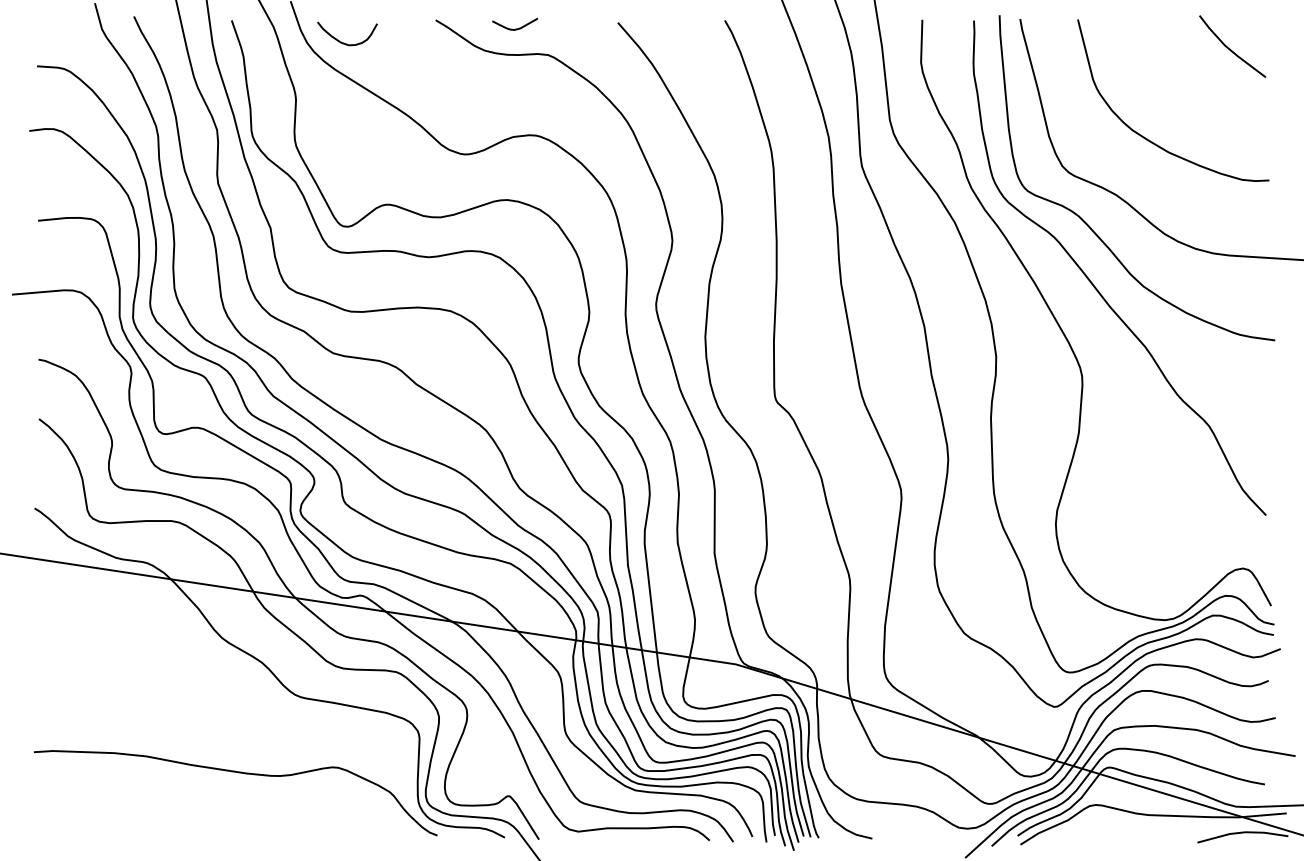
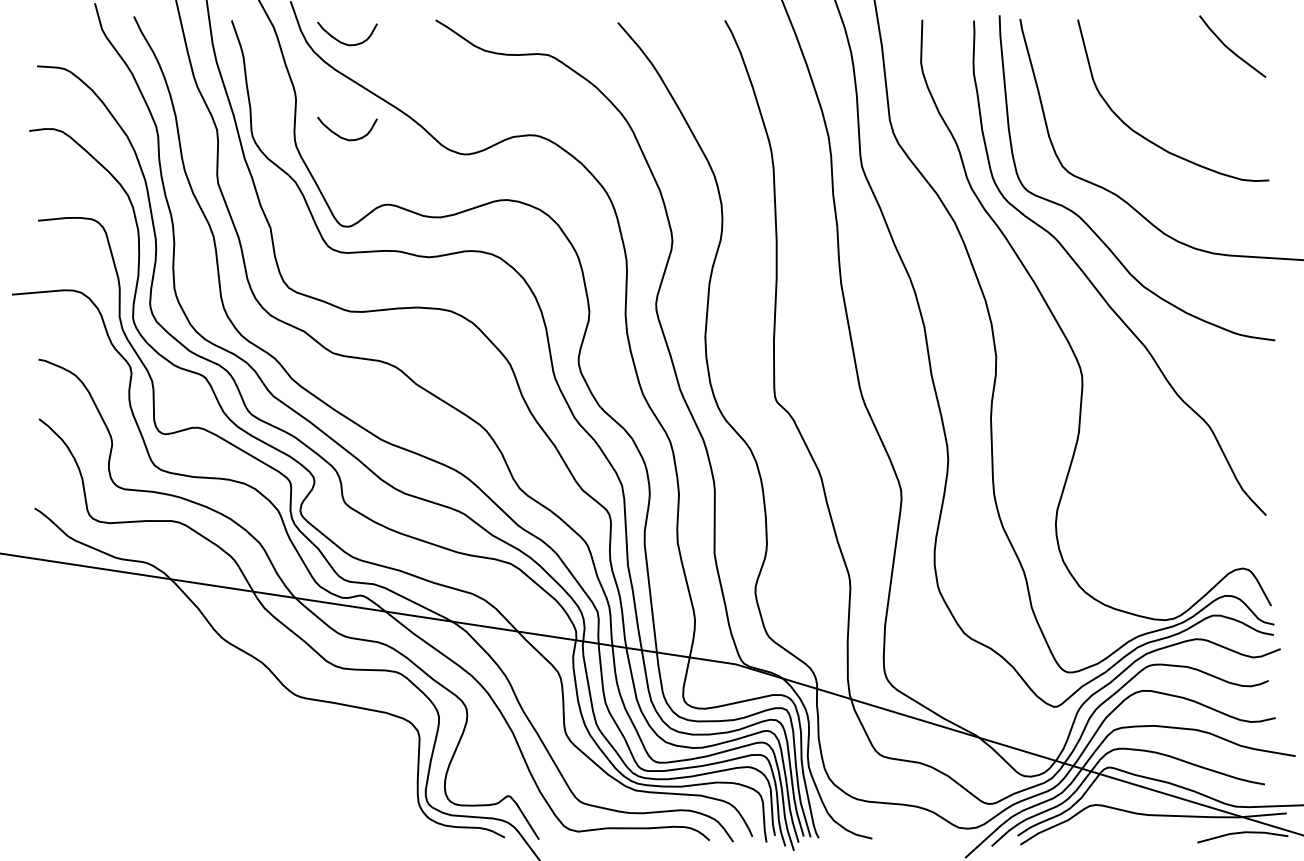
curve: present -> none (515, 28)
curve: none -> present (344, 137)
curve: present -> none (238, 773)
